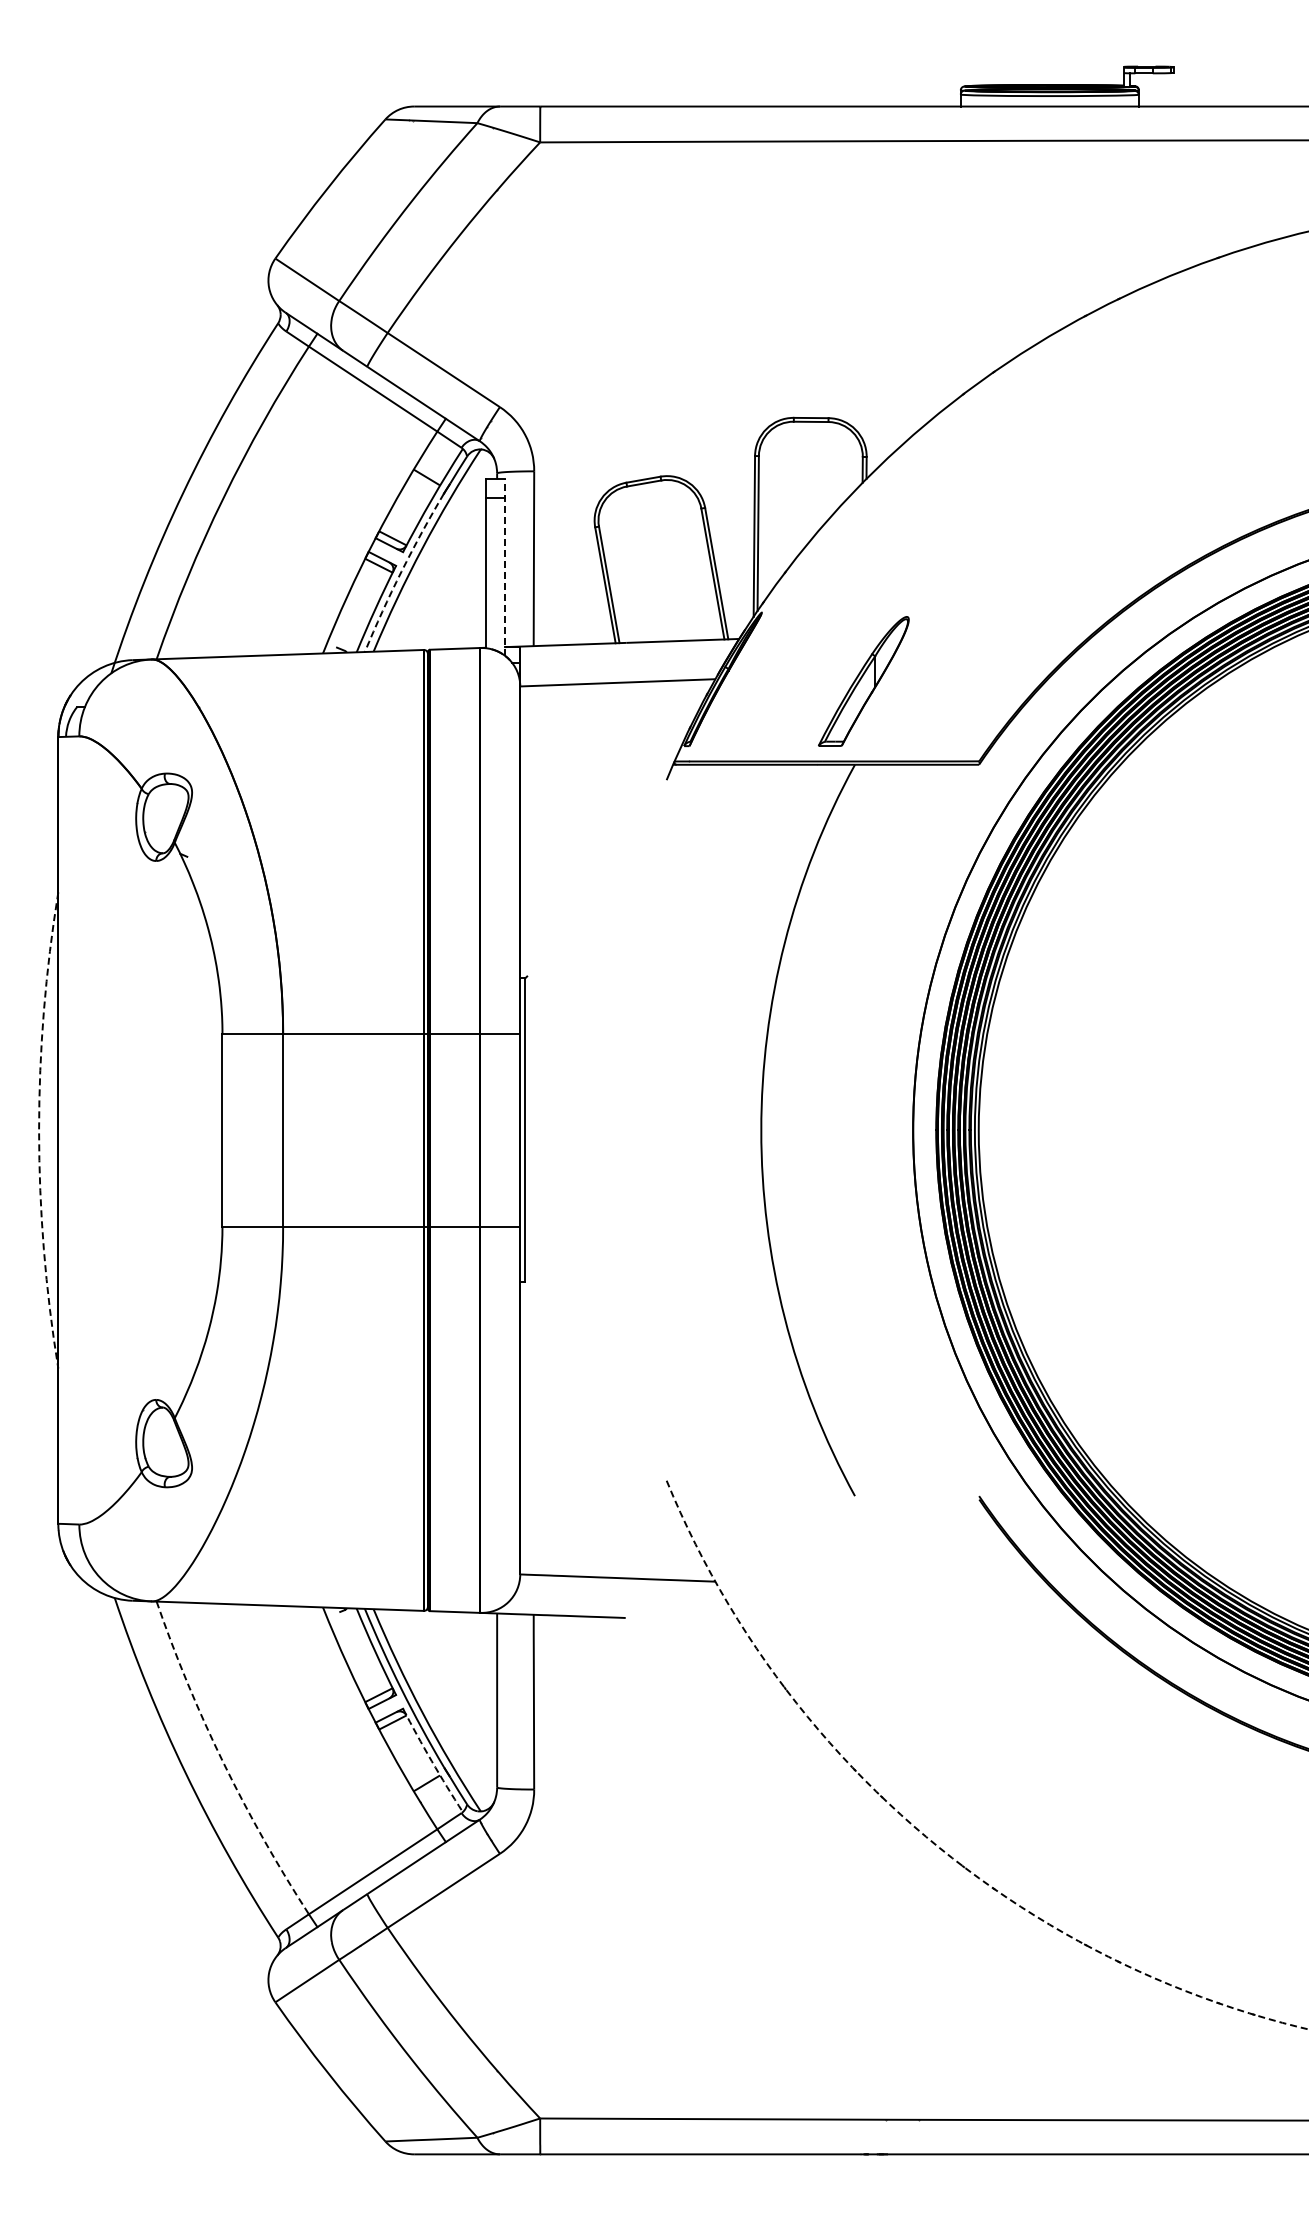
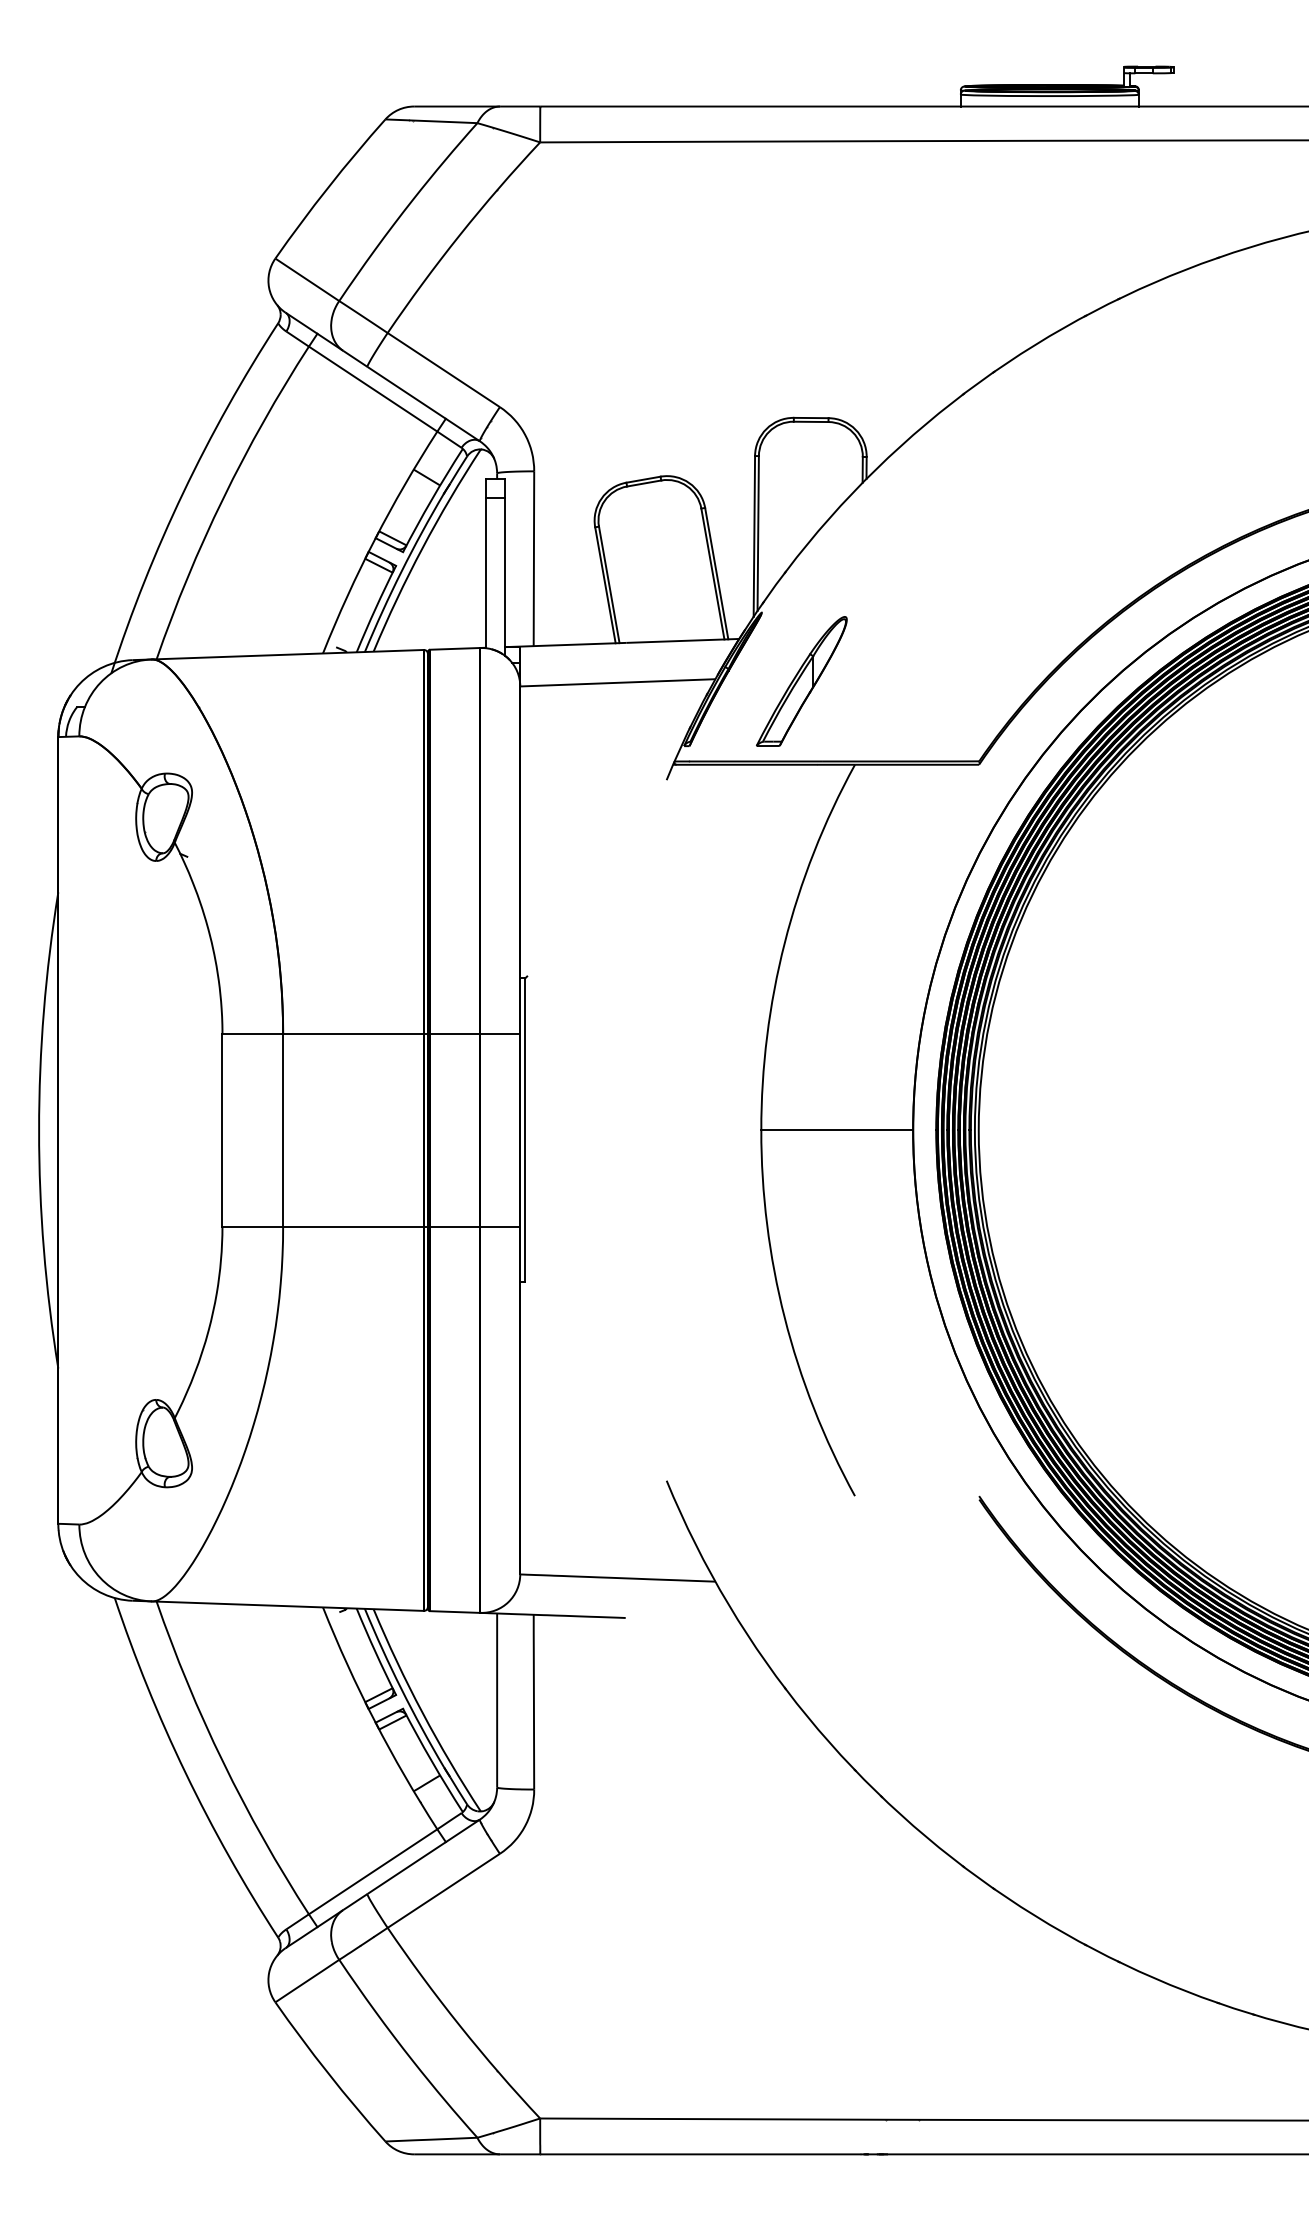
line: dashed -> solid (504, 566)
arc: dashed -> solid (401, 571)
part position: (863, 681) -> (801, 681) (801, 681)
arc: dashed -> solid (39, 1130)
line: none -> present (837, 1130)
arc: dashed -> solid (431, 1761)
arc: dashed -> solid (223, 1762)
arc: dashed -> solid (921, 1832)
